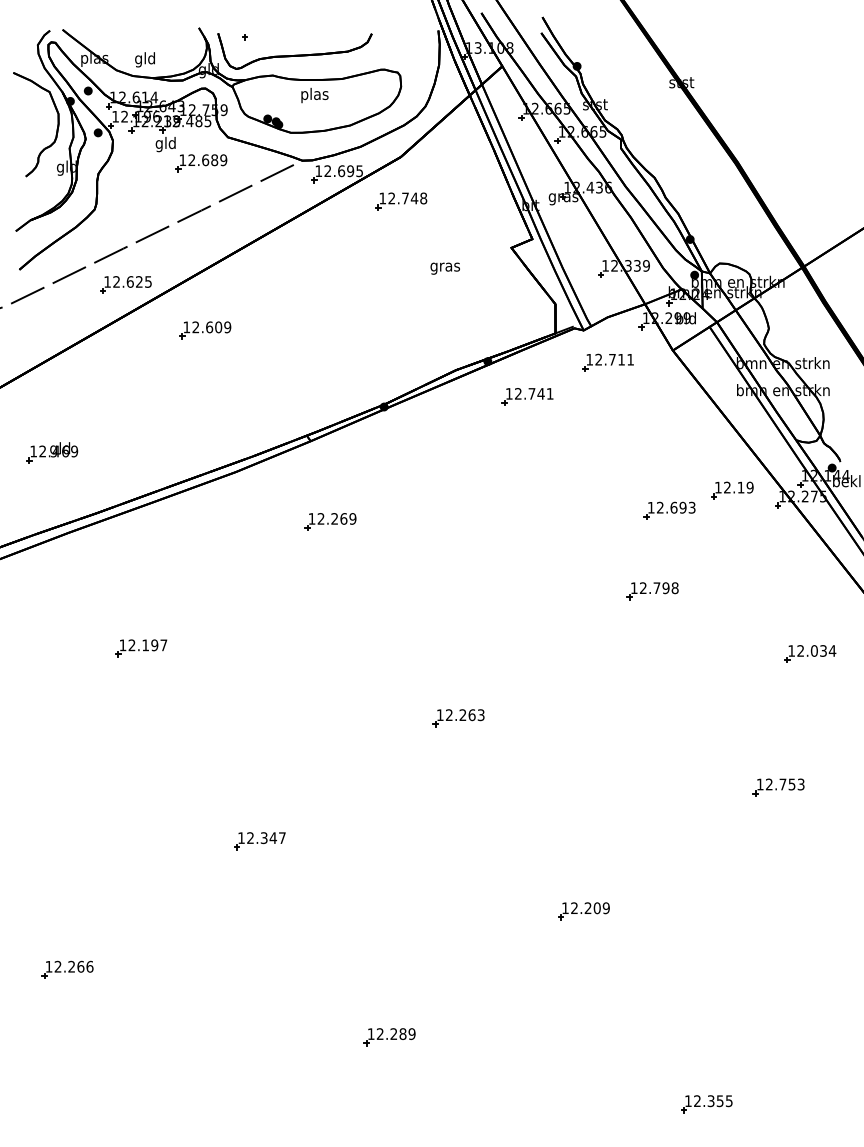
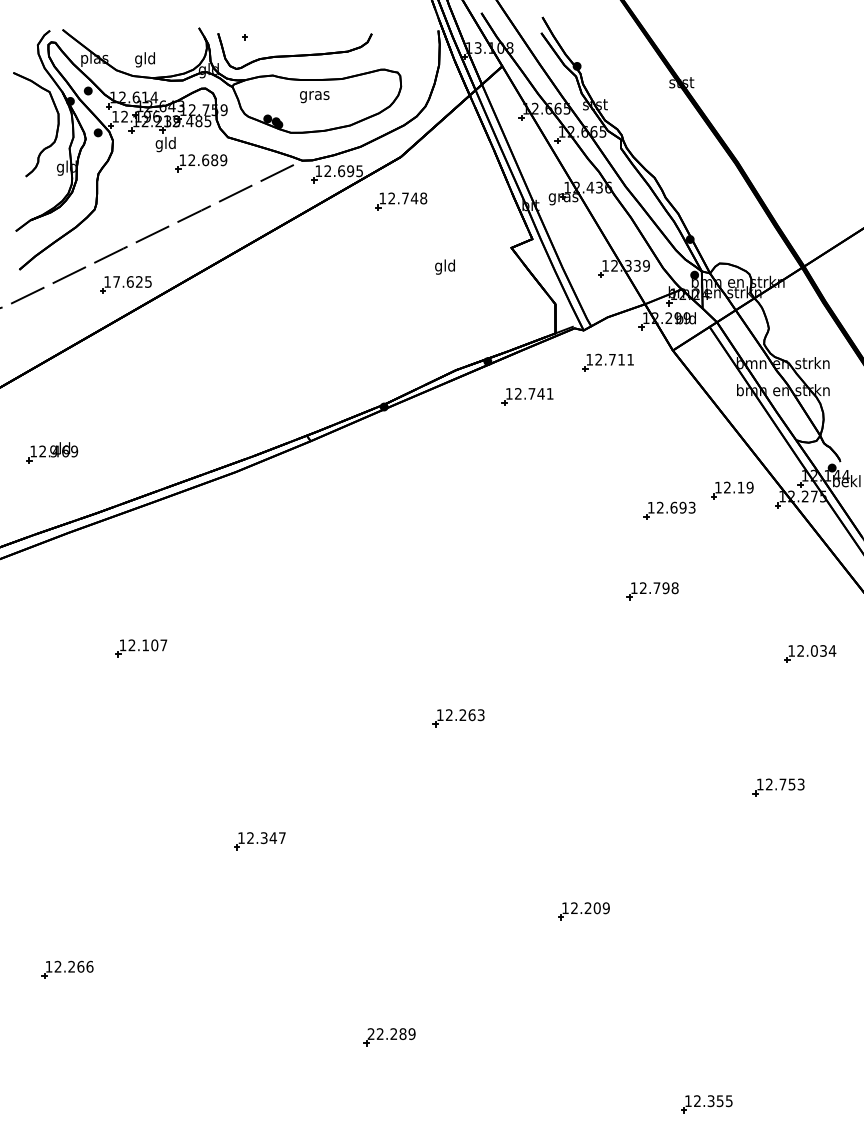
text: plas -> gras (314, 95)
text: gras -> gld (444, 266)
text: 12.625 -> 17.625 (116, 281)
part: present -> none (205, 330)
part: present -> none (330, 521)
text: 12.197 -> 12.107 (154, 645)
text: 12.289 -> 22.289 (370, 1033)
